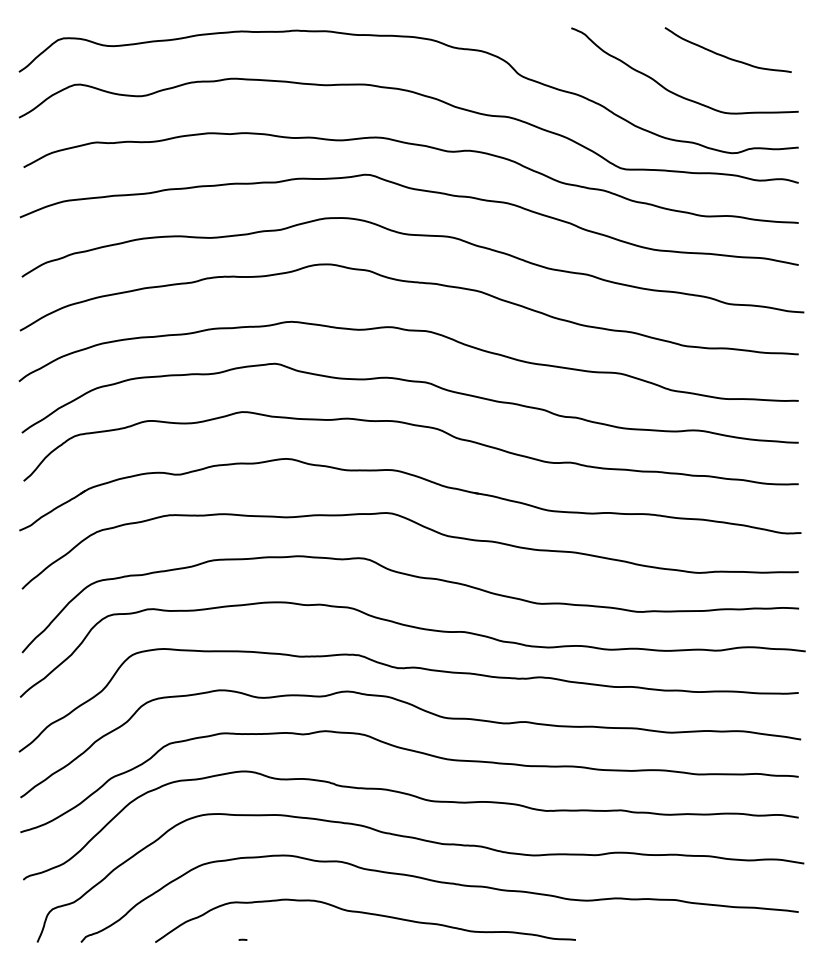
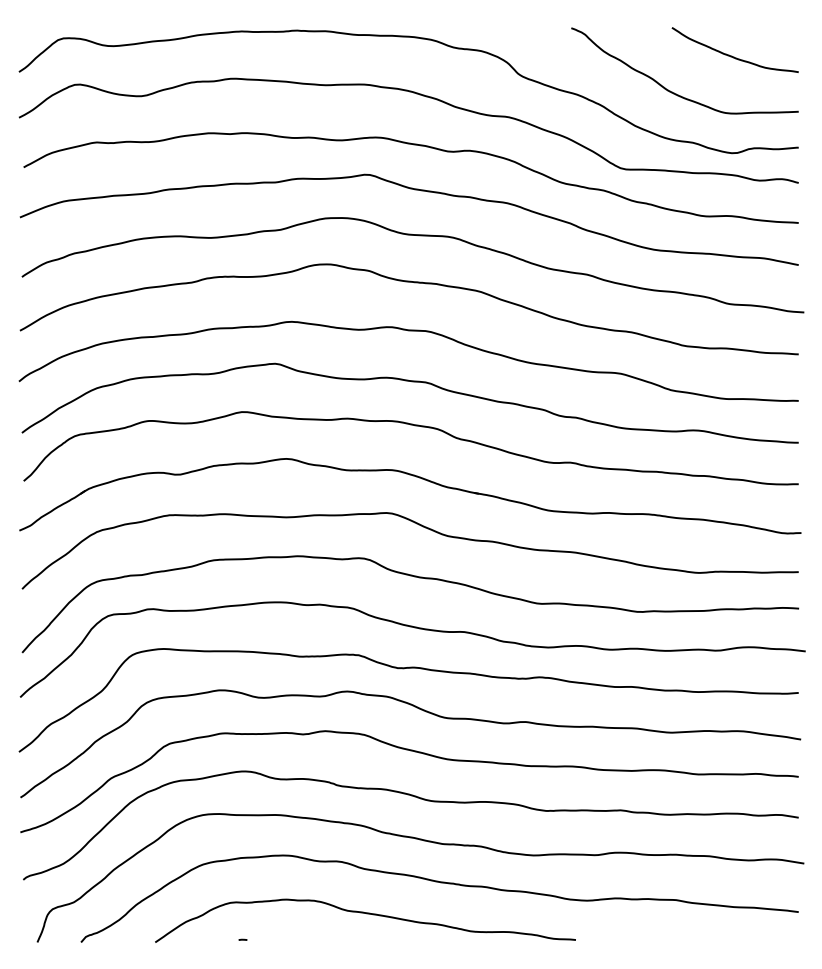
curve position: (724, 55) -> (731, 55) (731, 55)
